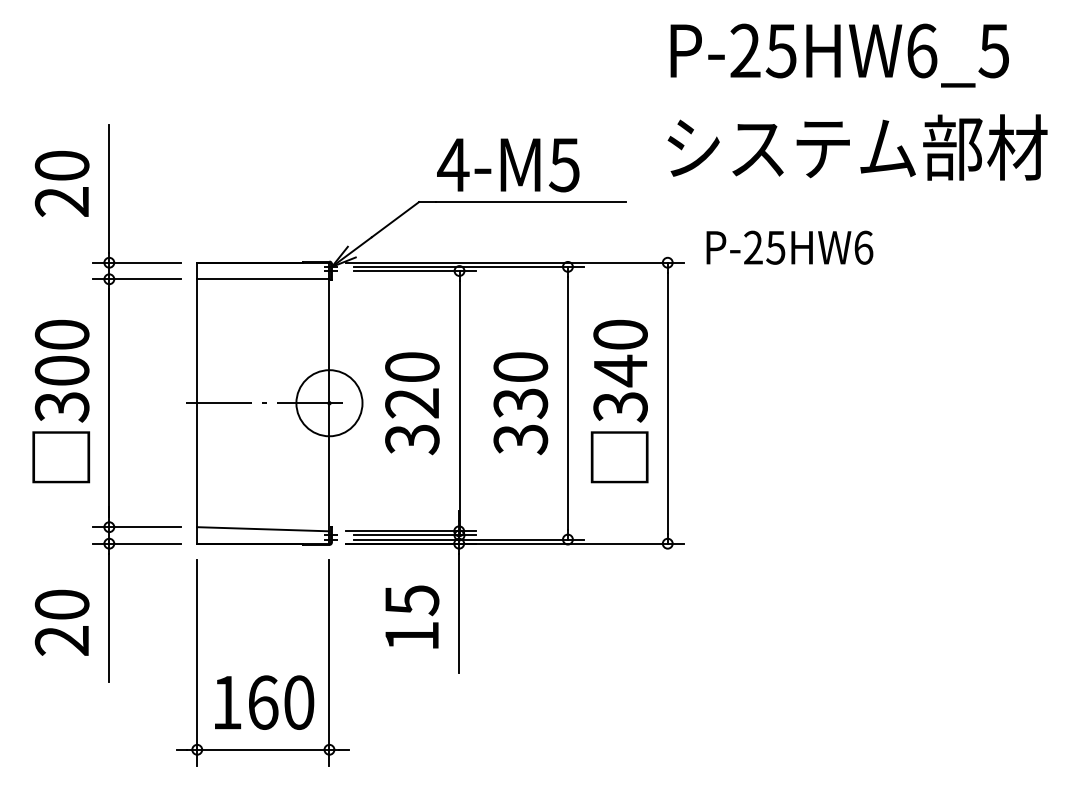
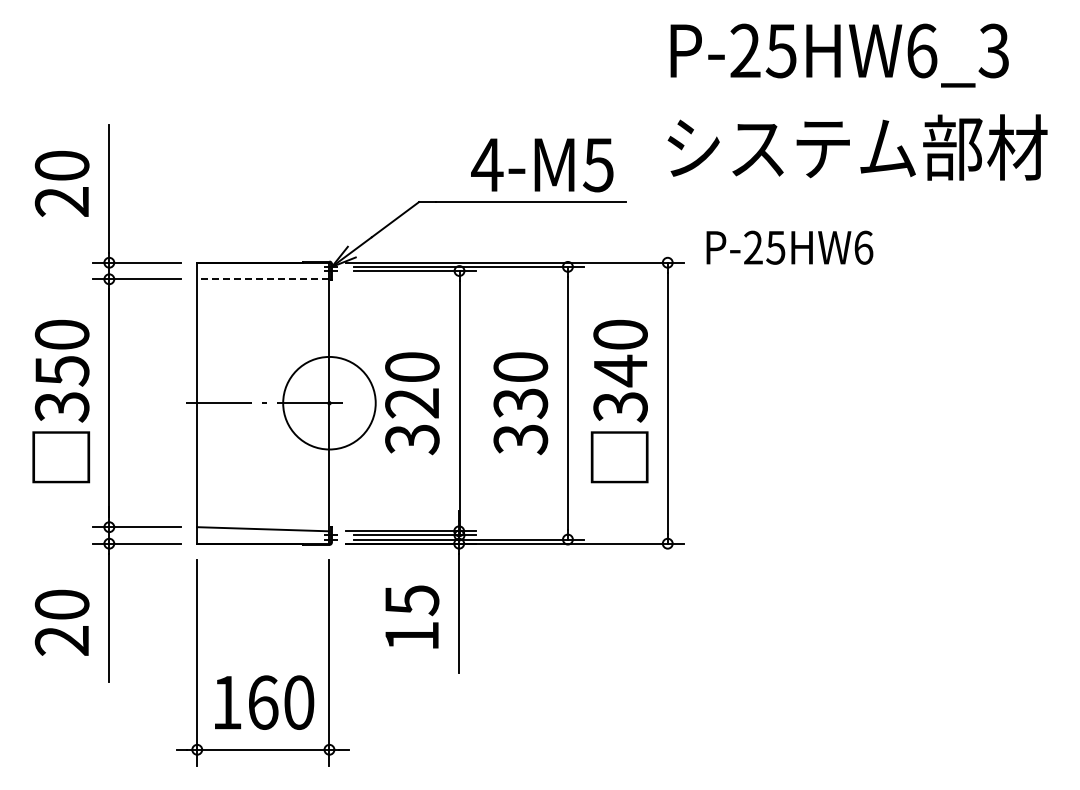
text: P-25HW6_5 -> P-25HW6_3 (993, 50)
text position: (508, 165) -> (542, 165) (542, 165)
line: solid -> dashed (262, 279)
text: 300 -> 350 (61, 371)
circle diameter: 66 px -> 93 px (329, 402)
